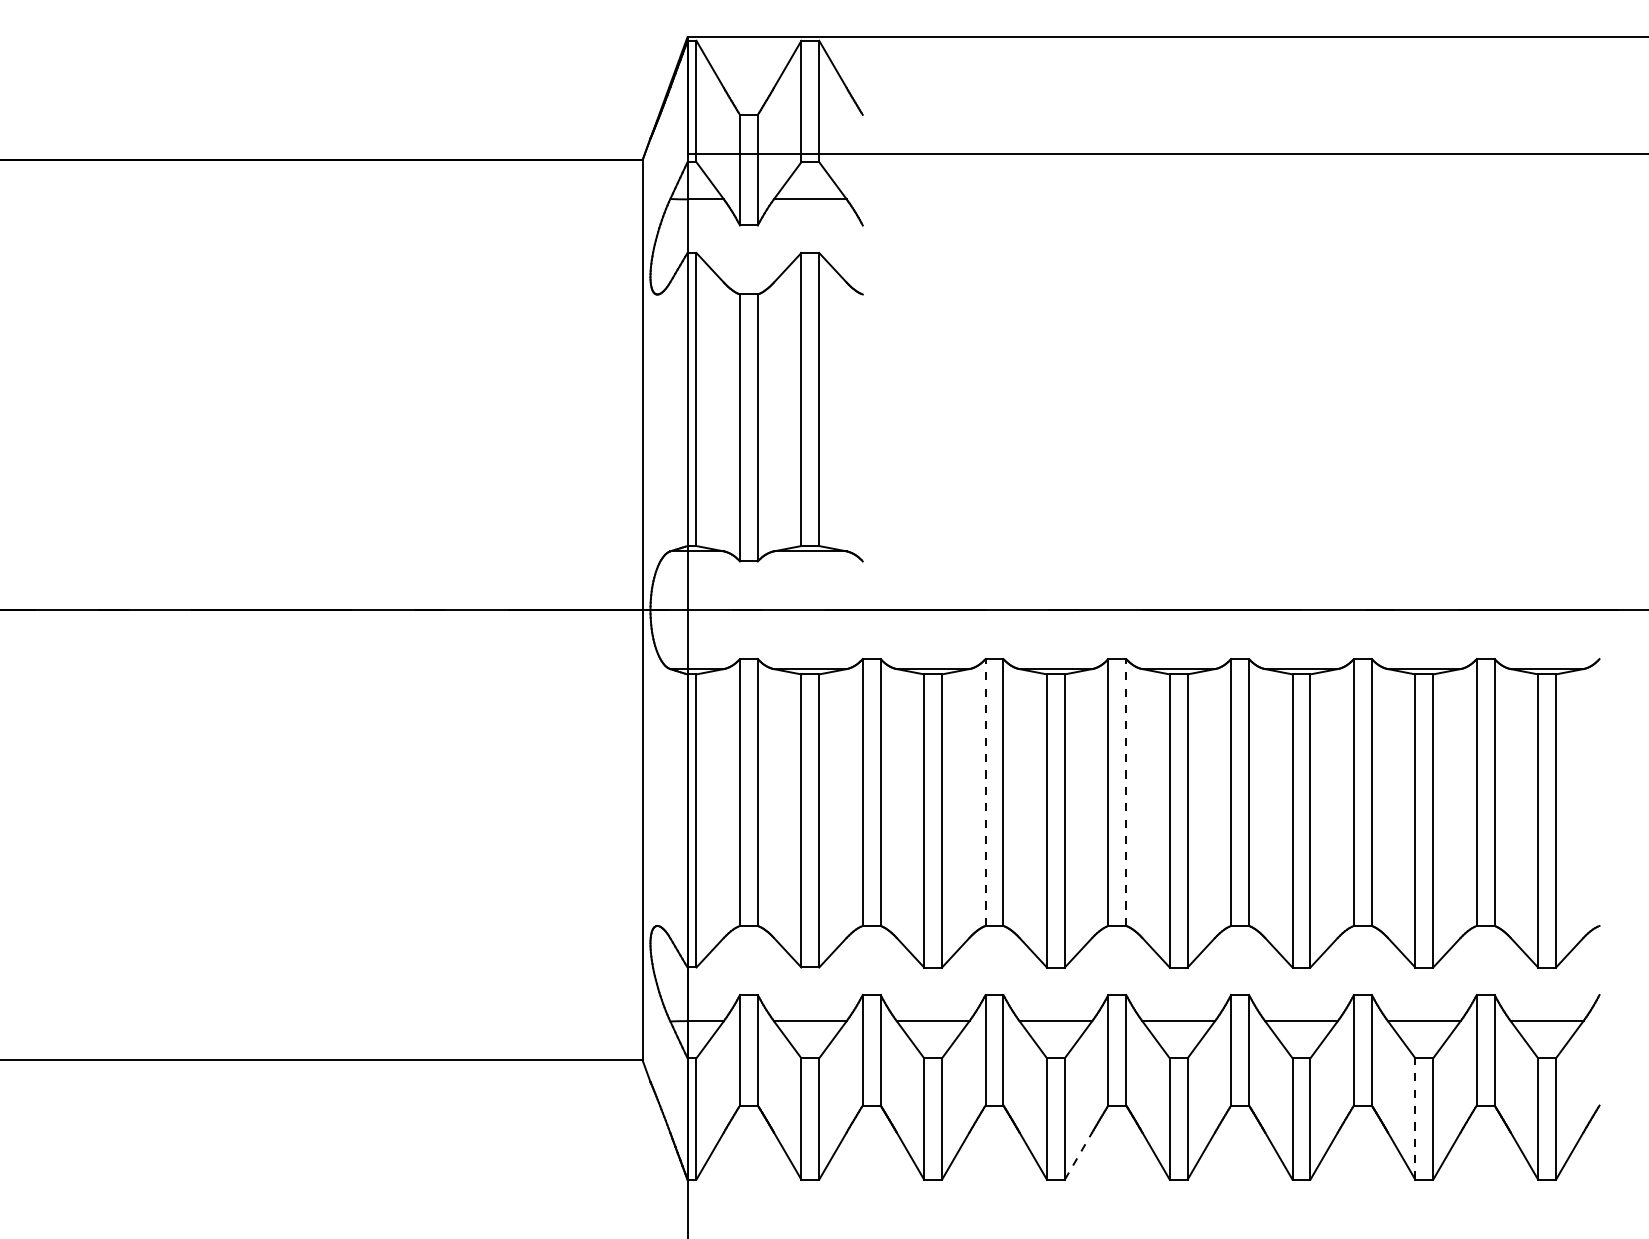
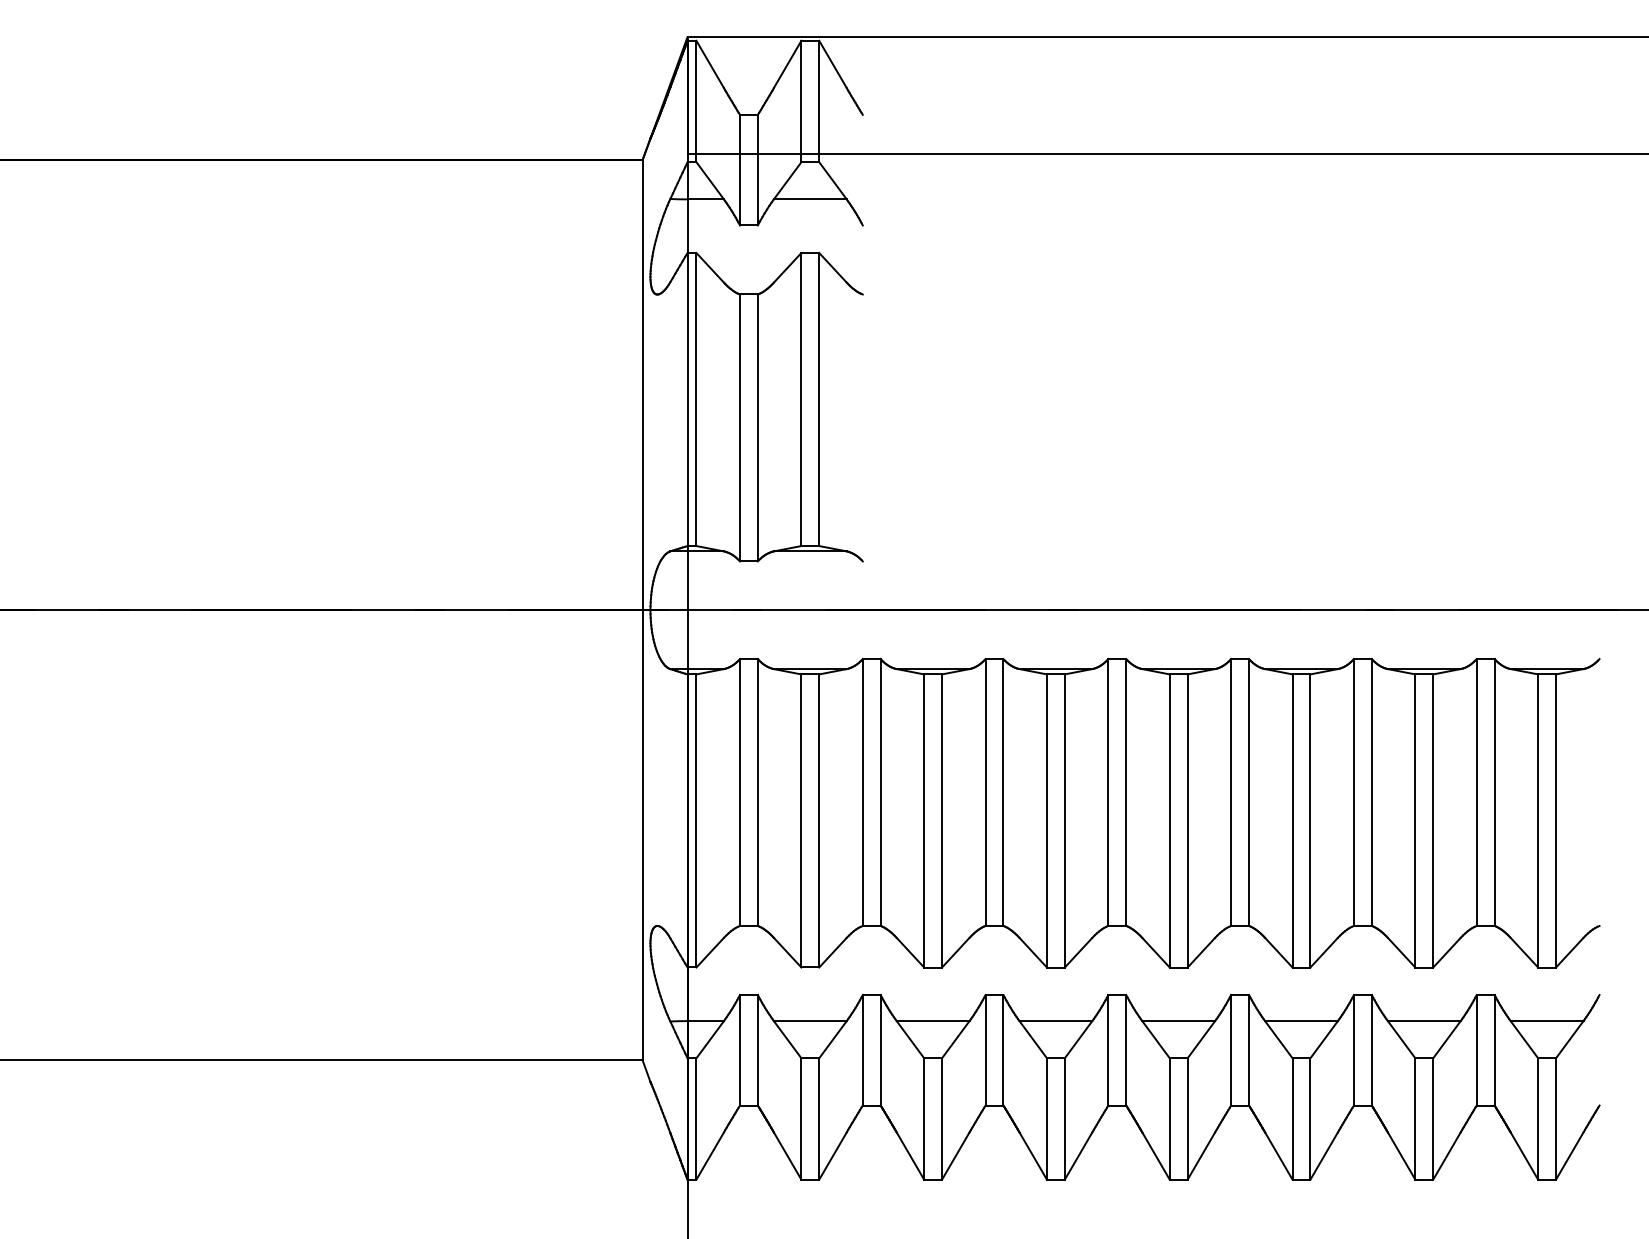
line: dashed -> solid (985, 792)
line: dashed -> solid (1126, 792)
line: dashed -> solid (1415, 1118)
line: dashed -> solid (1078, 1155)
